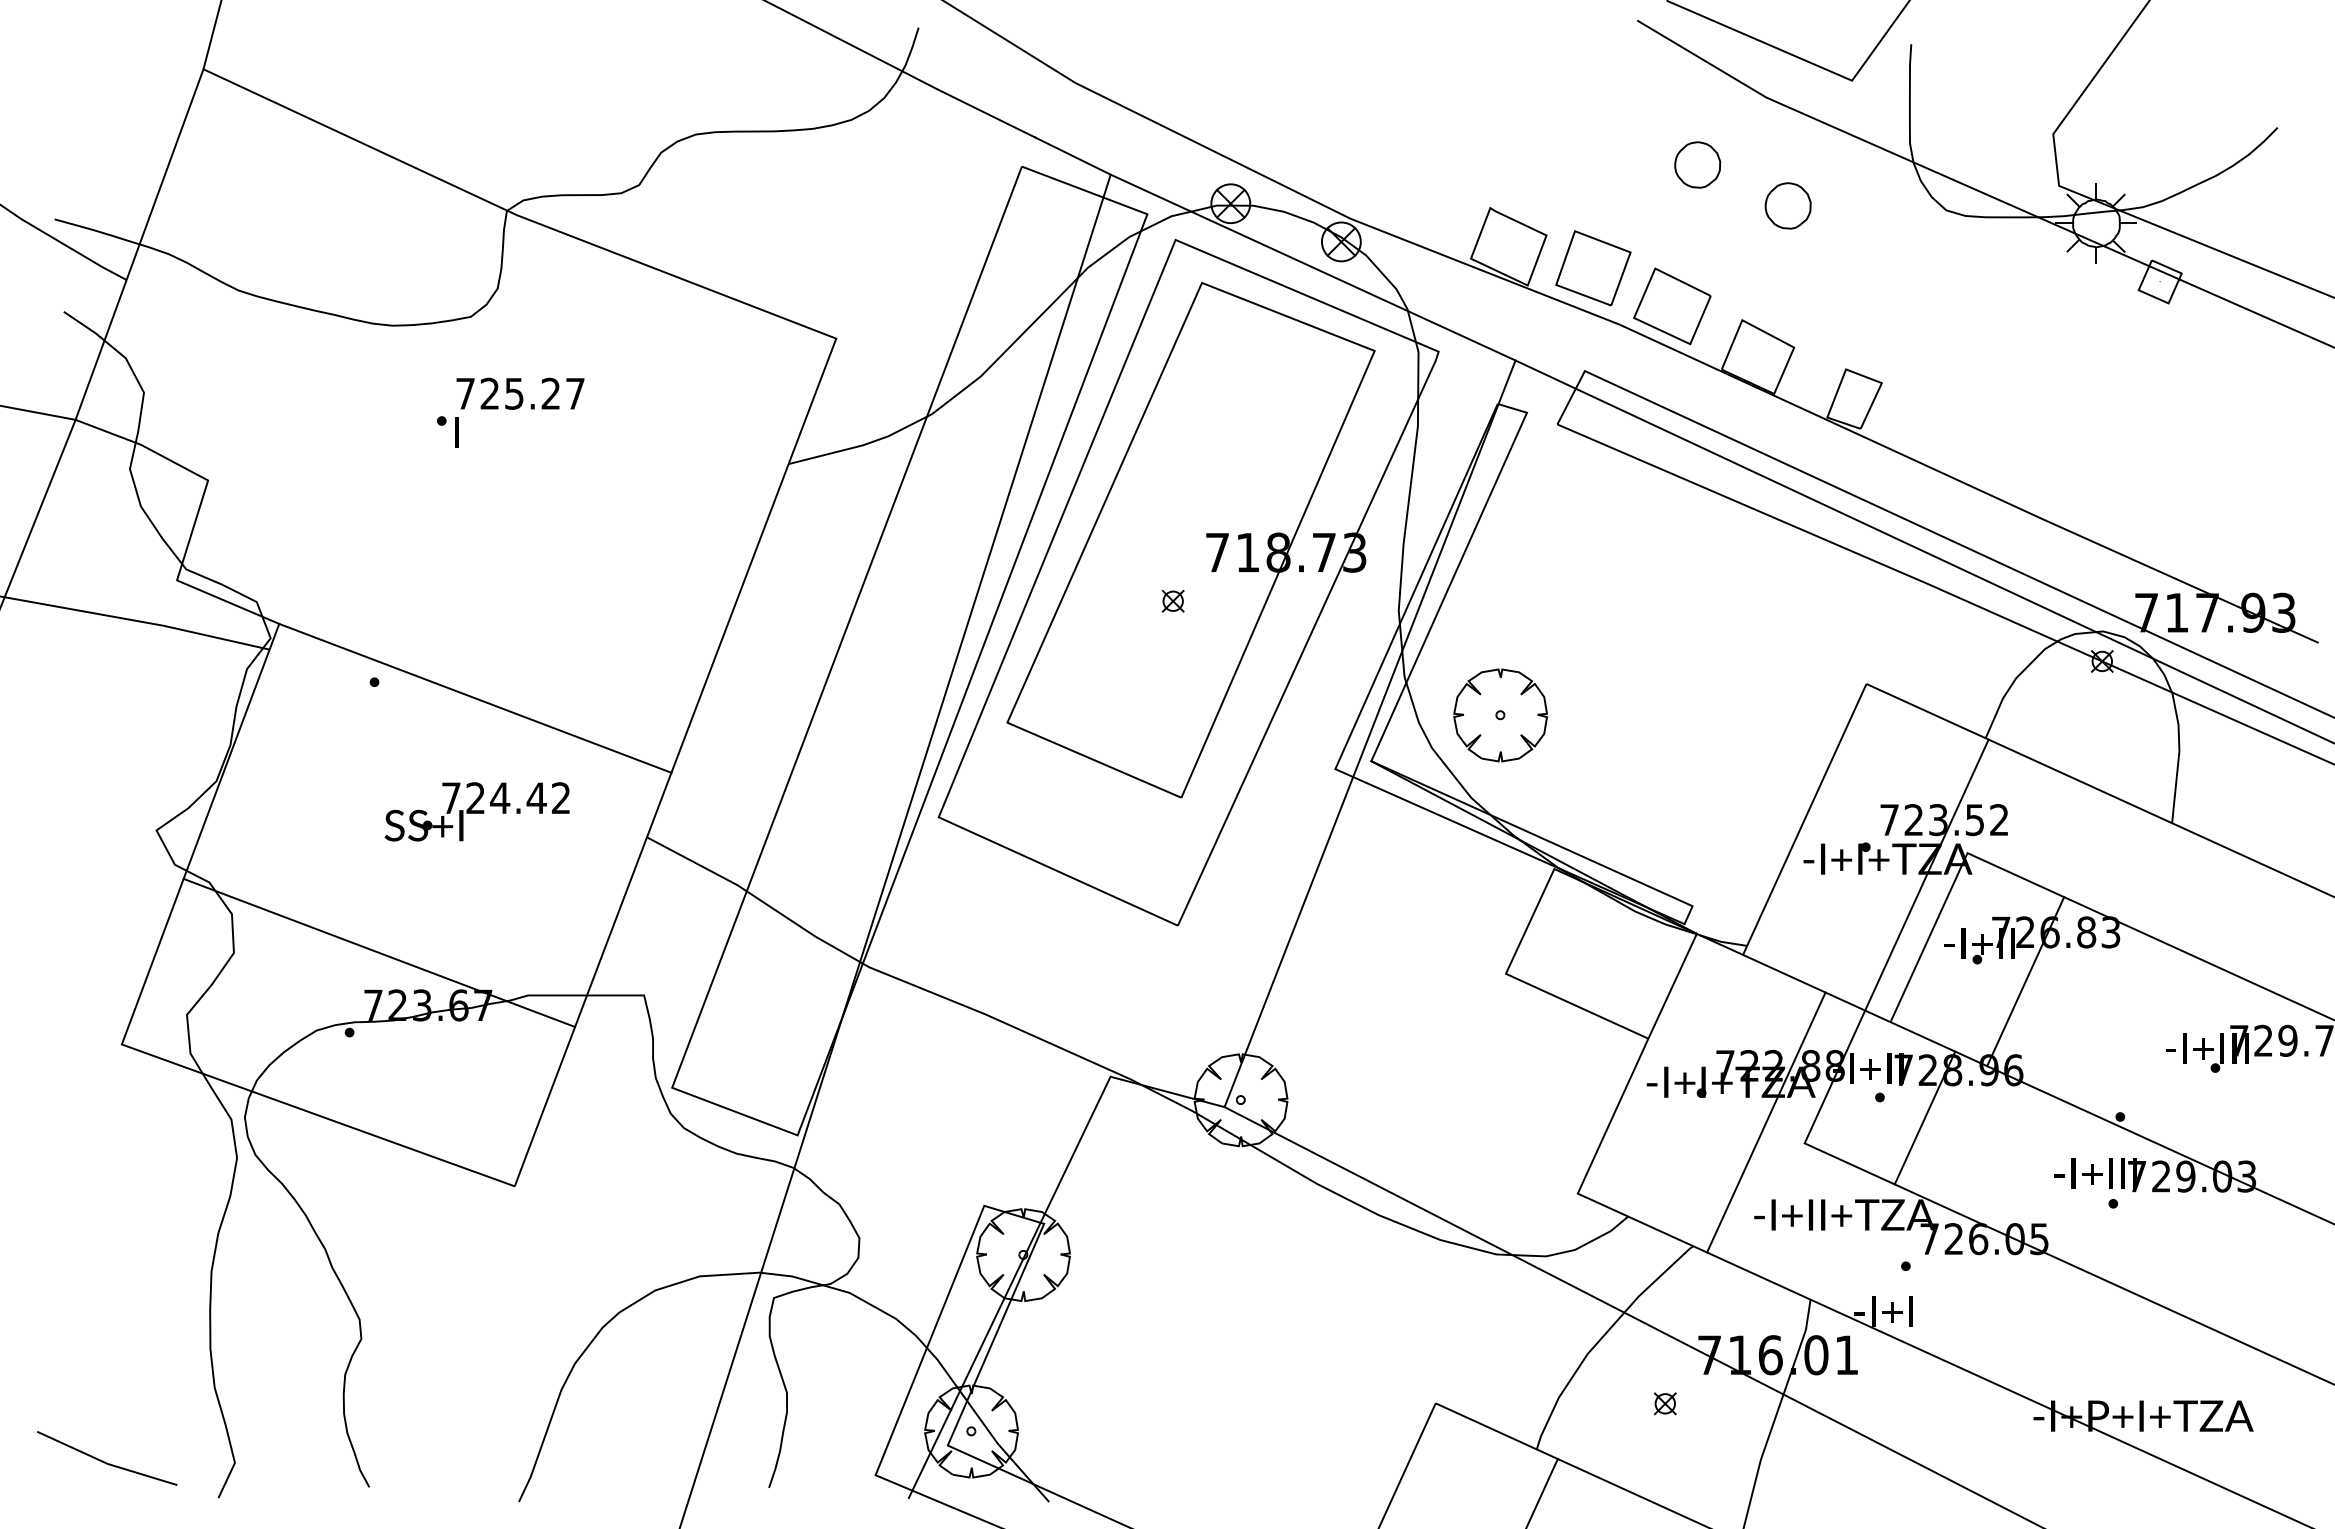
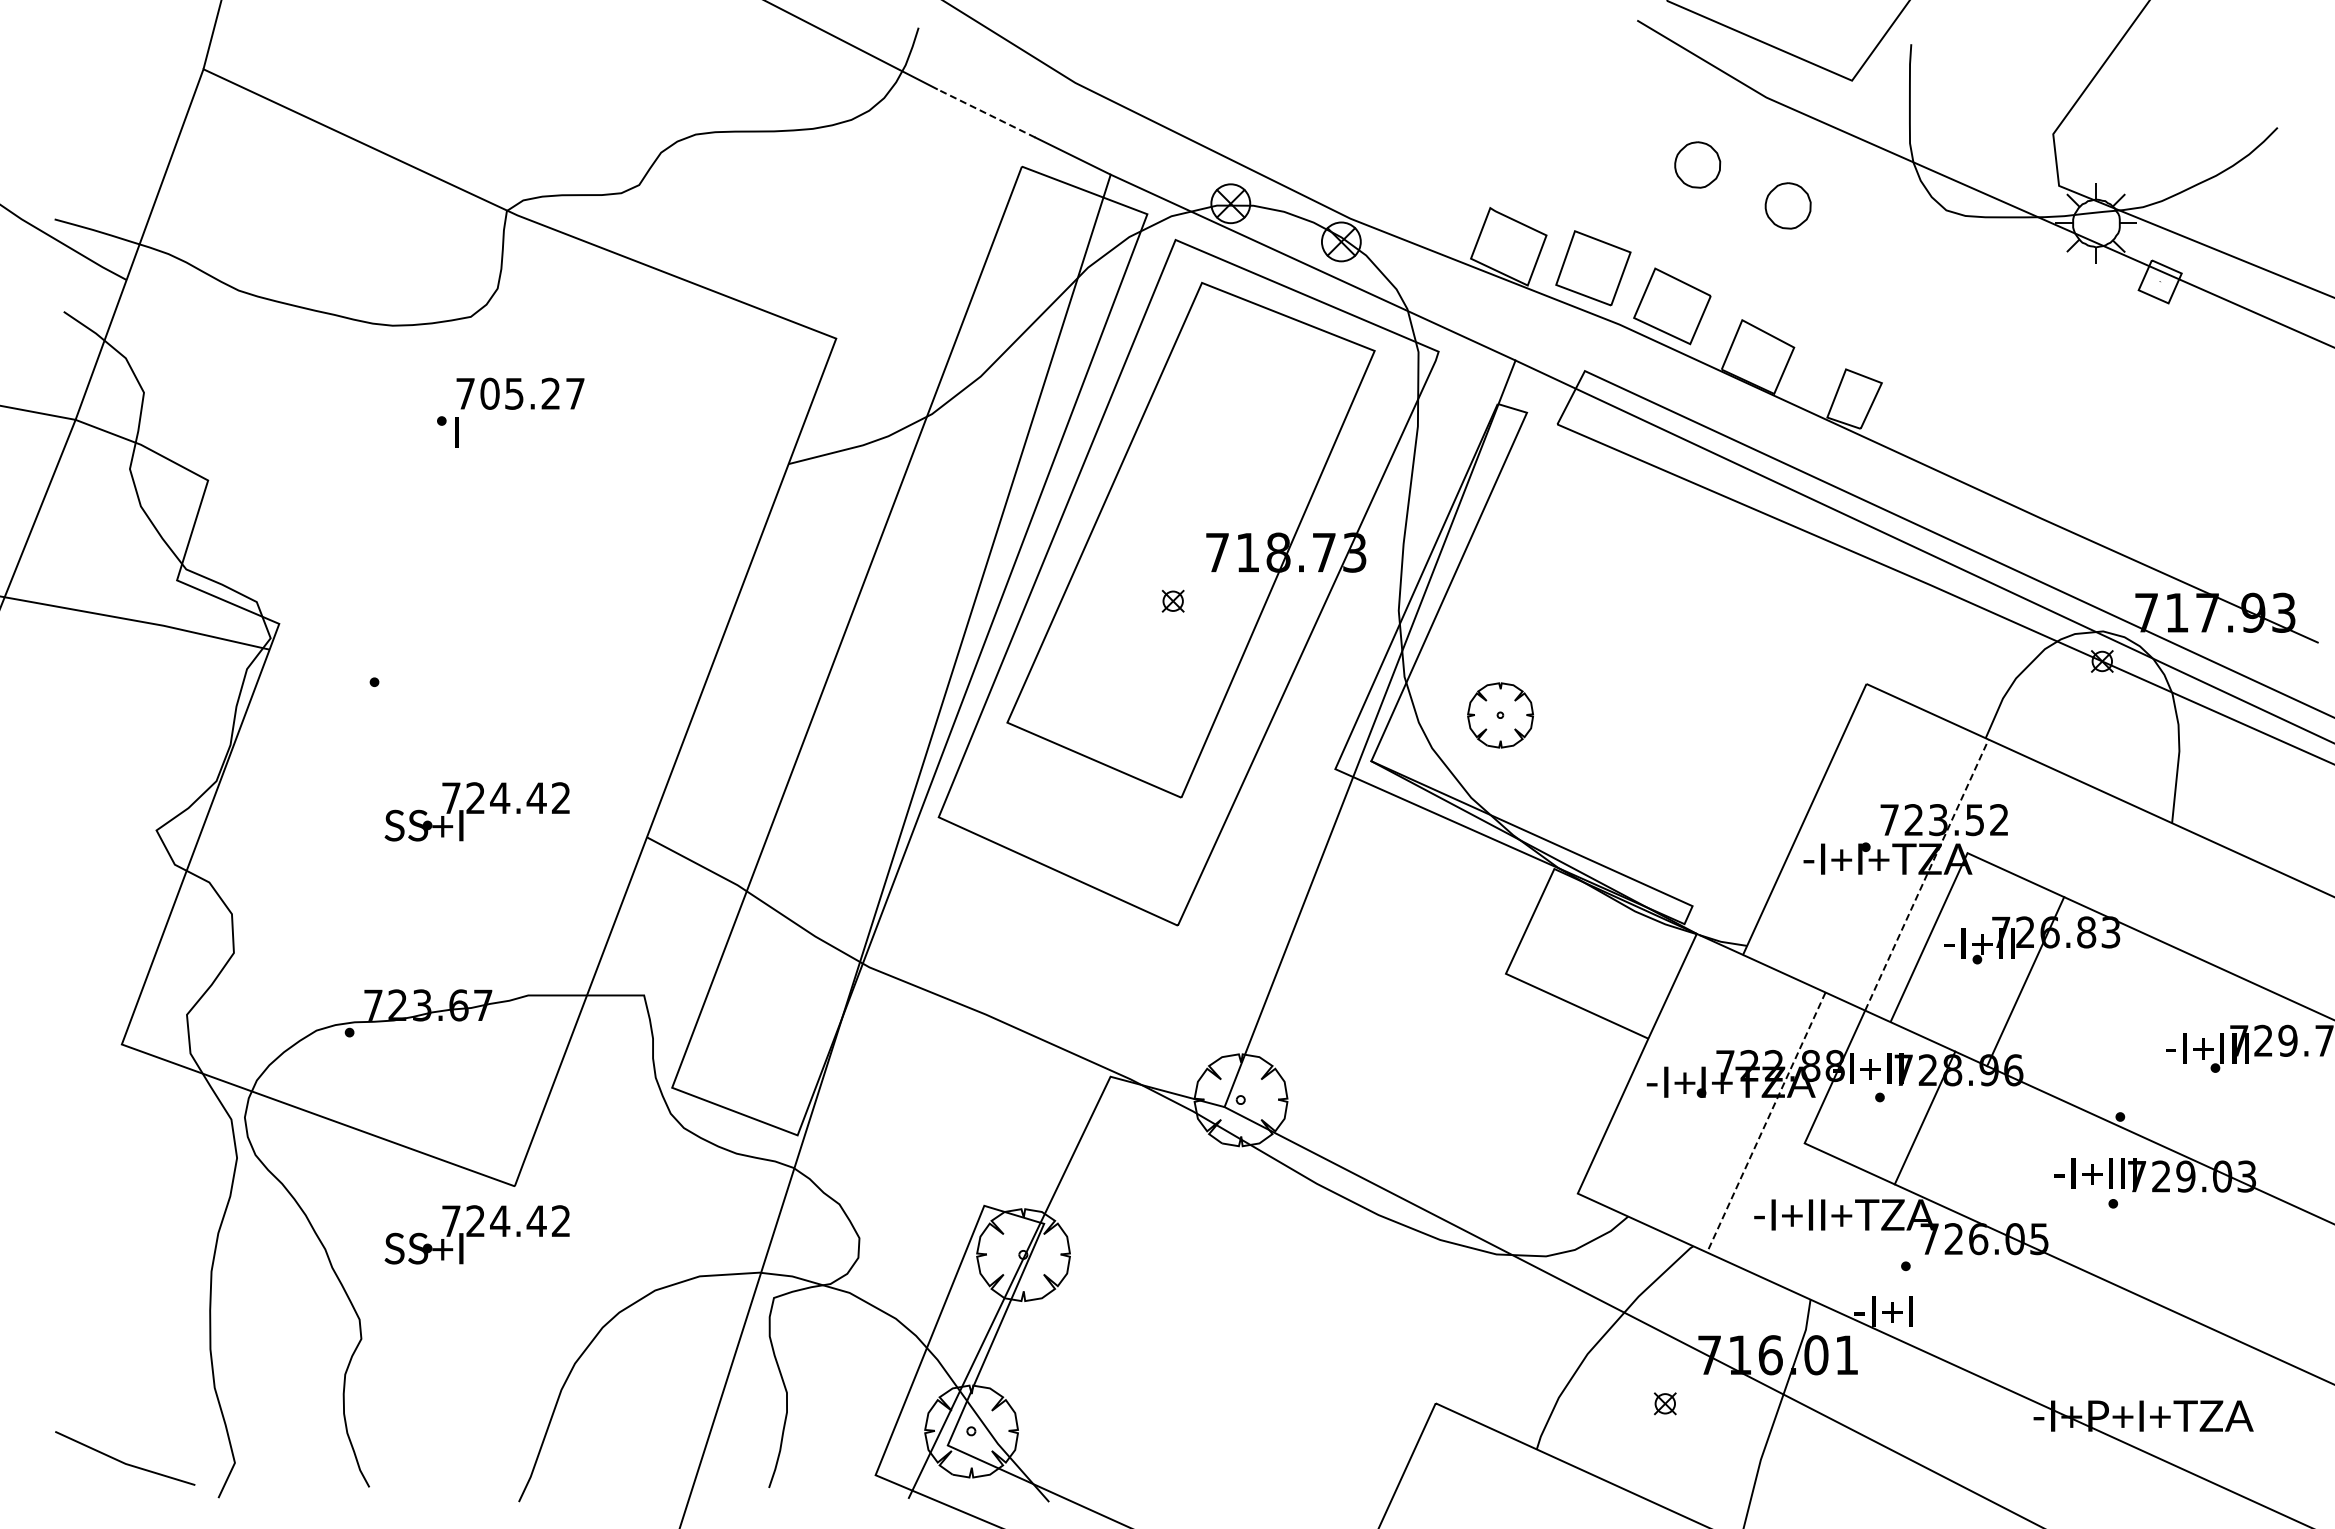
line: solid -> dashed (986, 113)
text: 725.27 -> 705.27 (489, 393)
line: present -> none (475, 697)
part size: 95x95 px -> 67x67 px (1500, 715)
line: solid -> dashed (1926, 875)
line: present -> none (379, 952)
line: solid -> dashed (1766, 1122)
part: none -> present (476, 1234)
line position: (105, 1461) -> (123, 1461) (123, 1461)
line: present -> none (1542, 1492)
